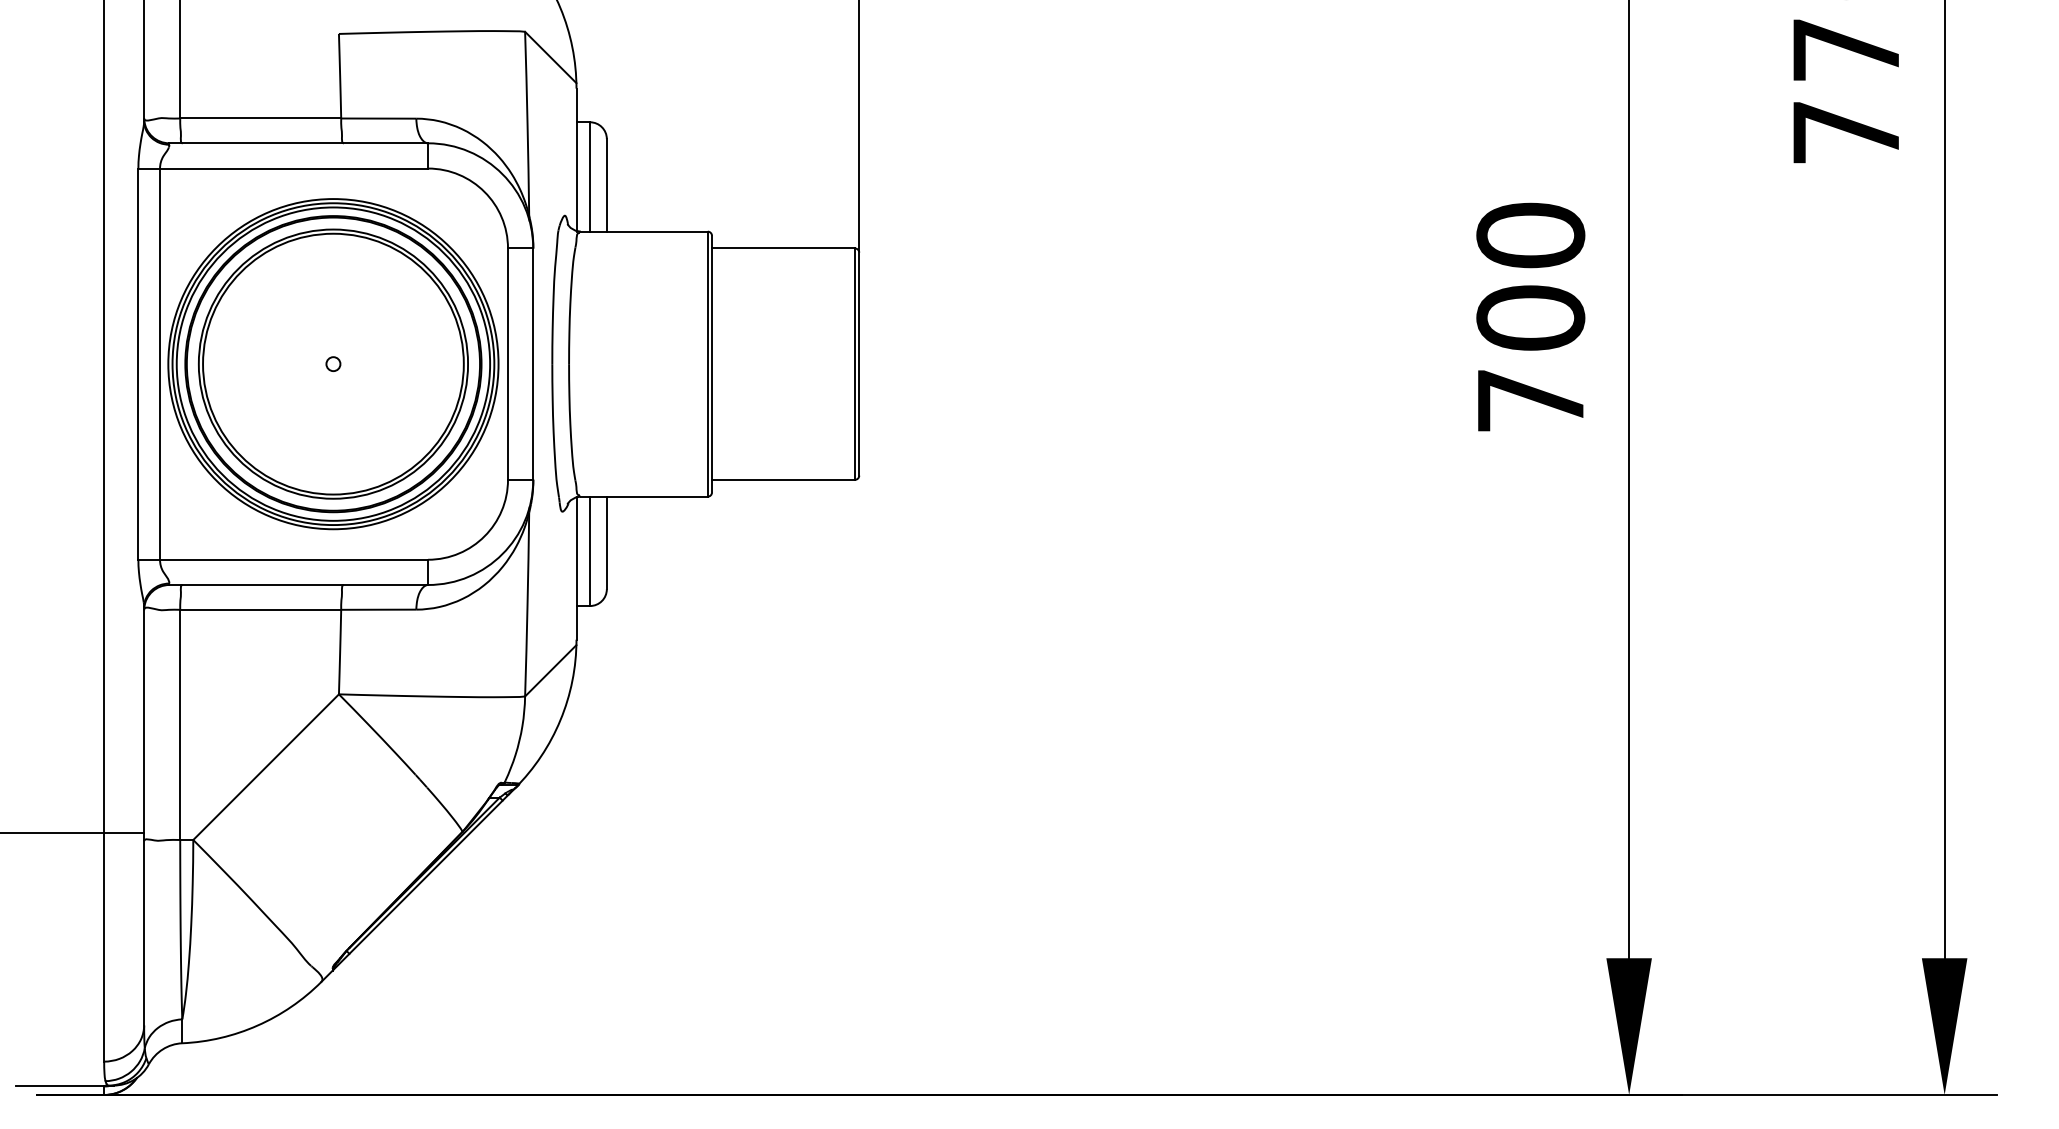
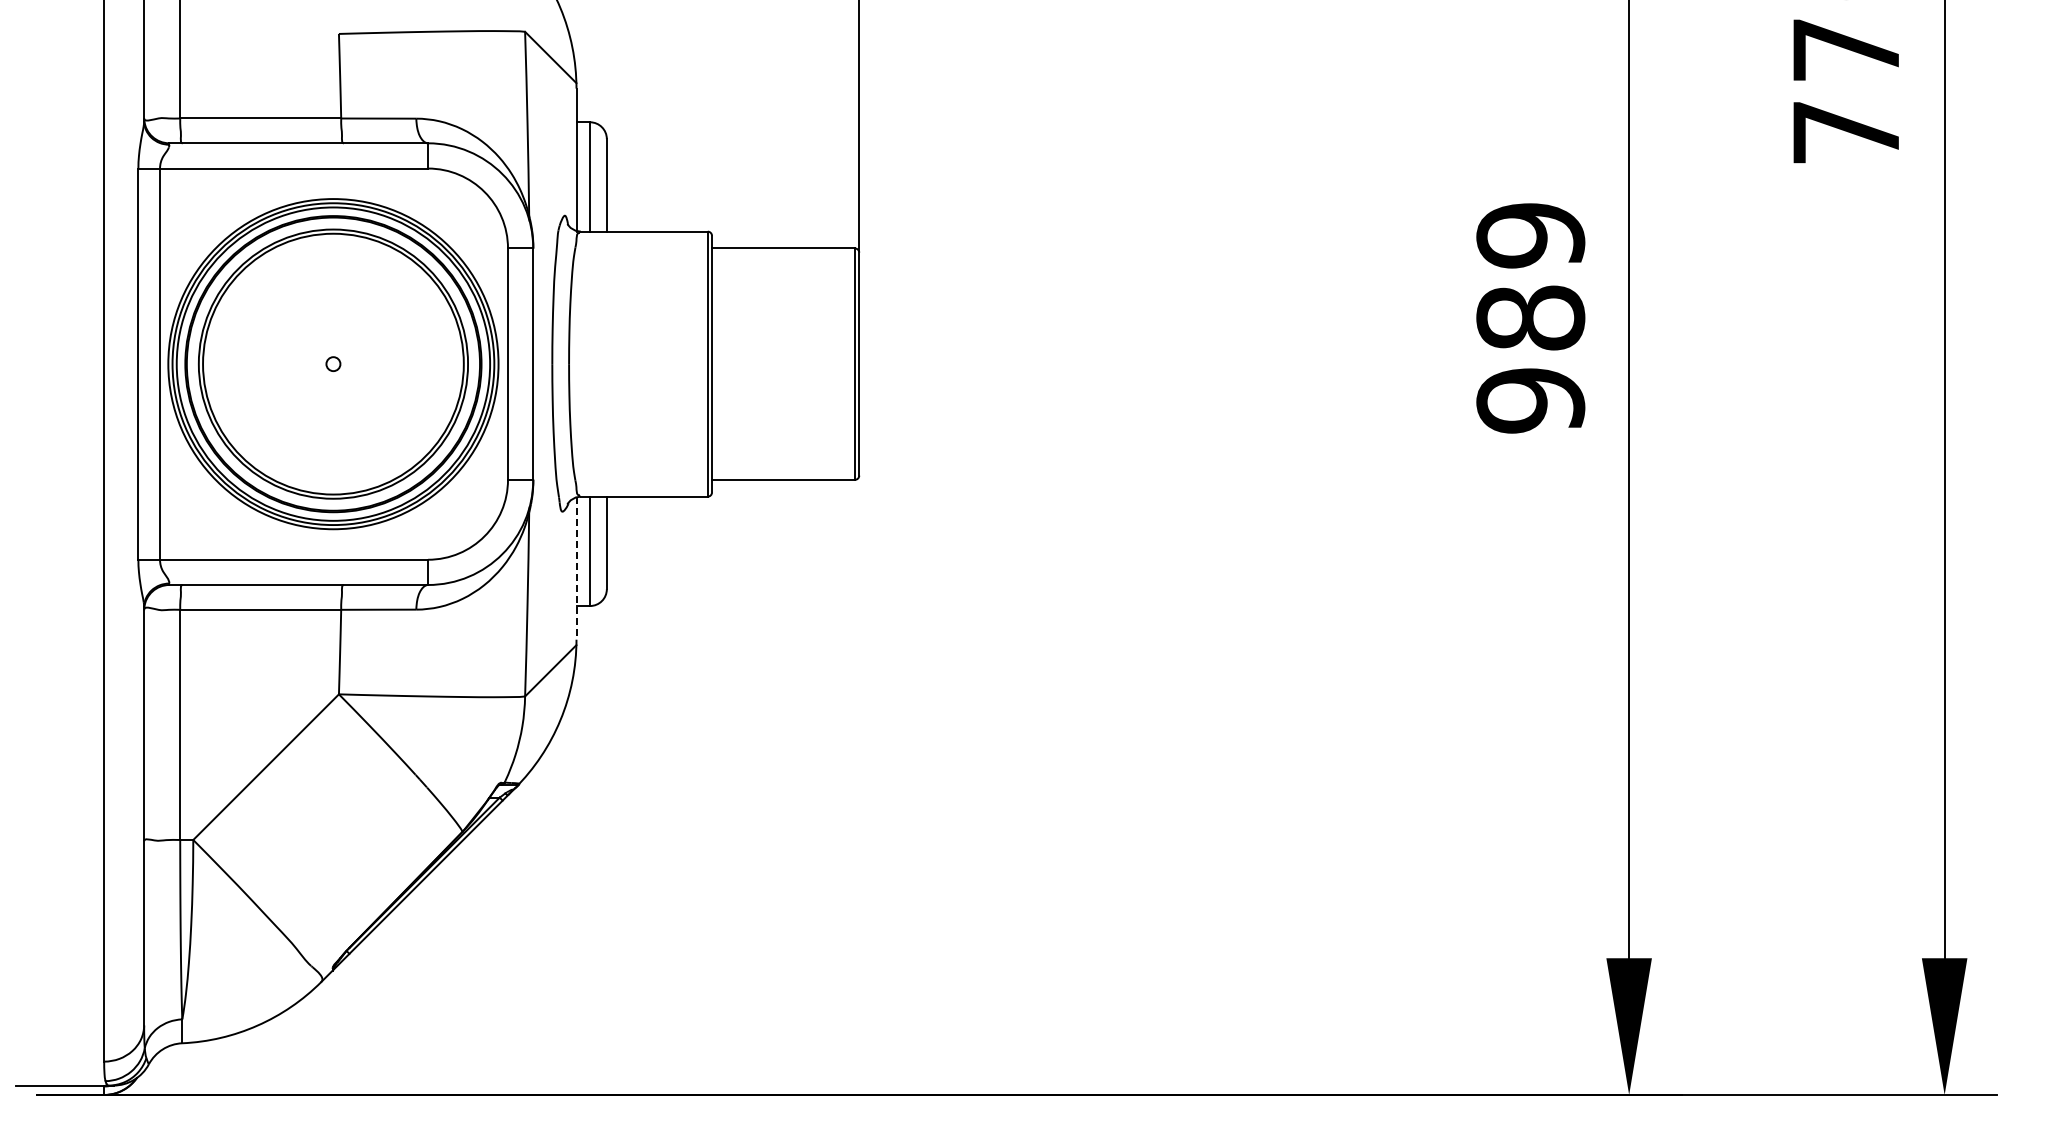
text: 700 -> 989 (1530, 317)
line: solid -> dashed (576, 568)
line: present -> none (73, 833)
